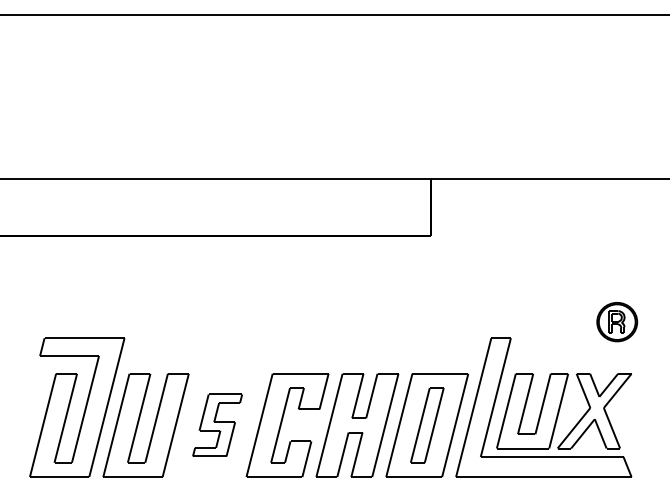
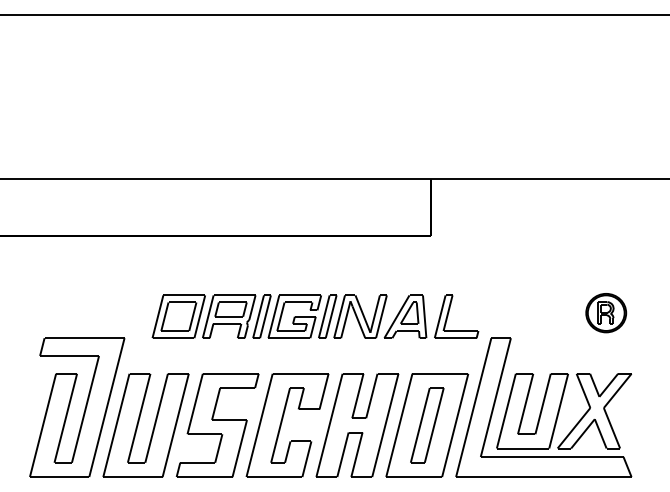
part: none -> present (315, 316)
part position: (617, 322) -> (606, 313) (606, 313)
part size: 51x64 px -> 85x105 px (217, 425)
